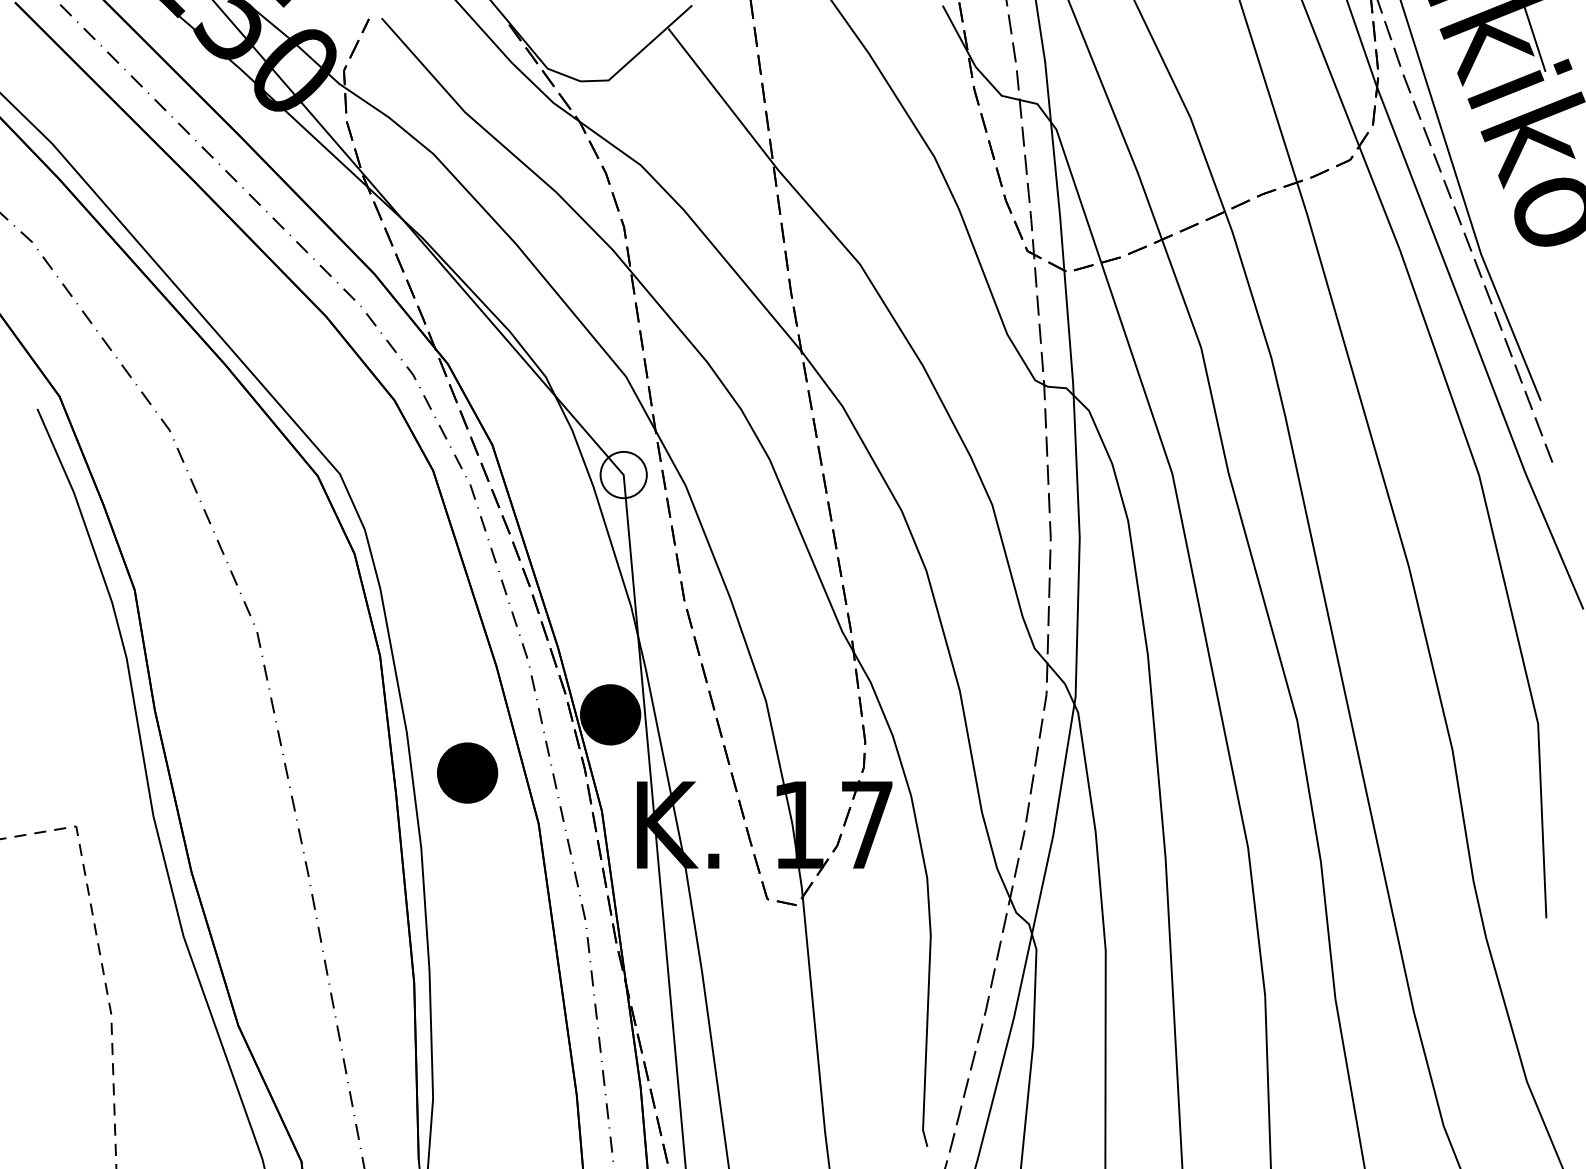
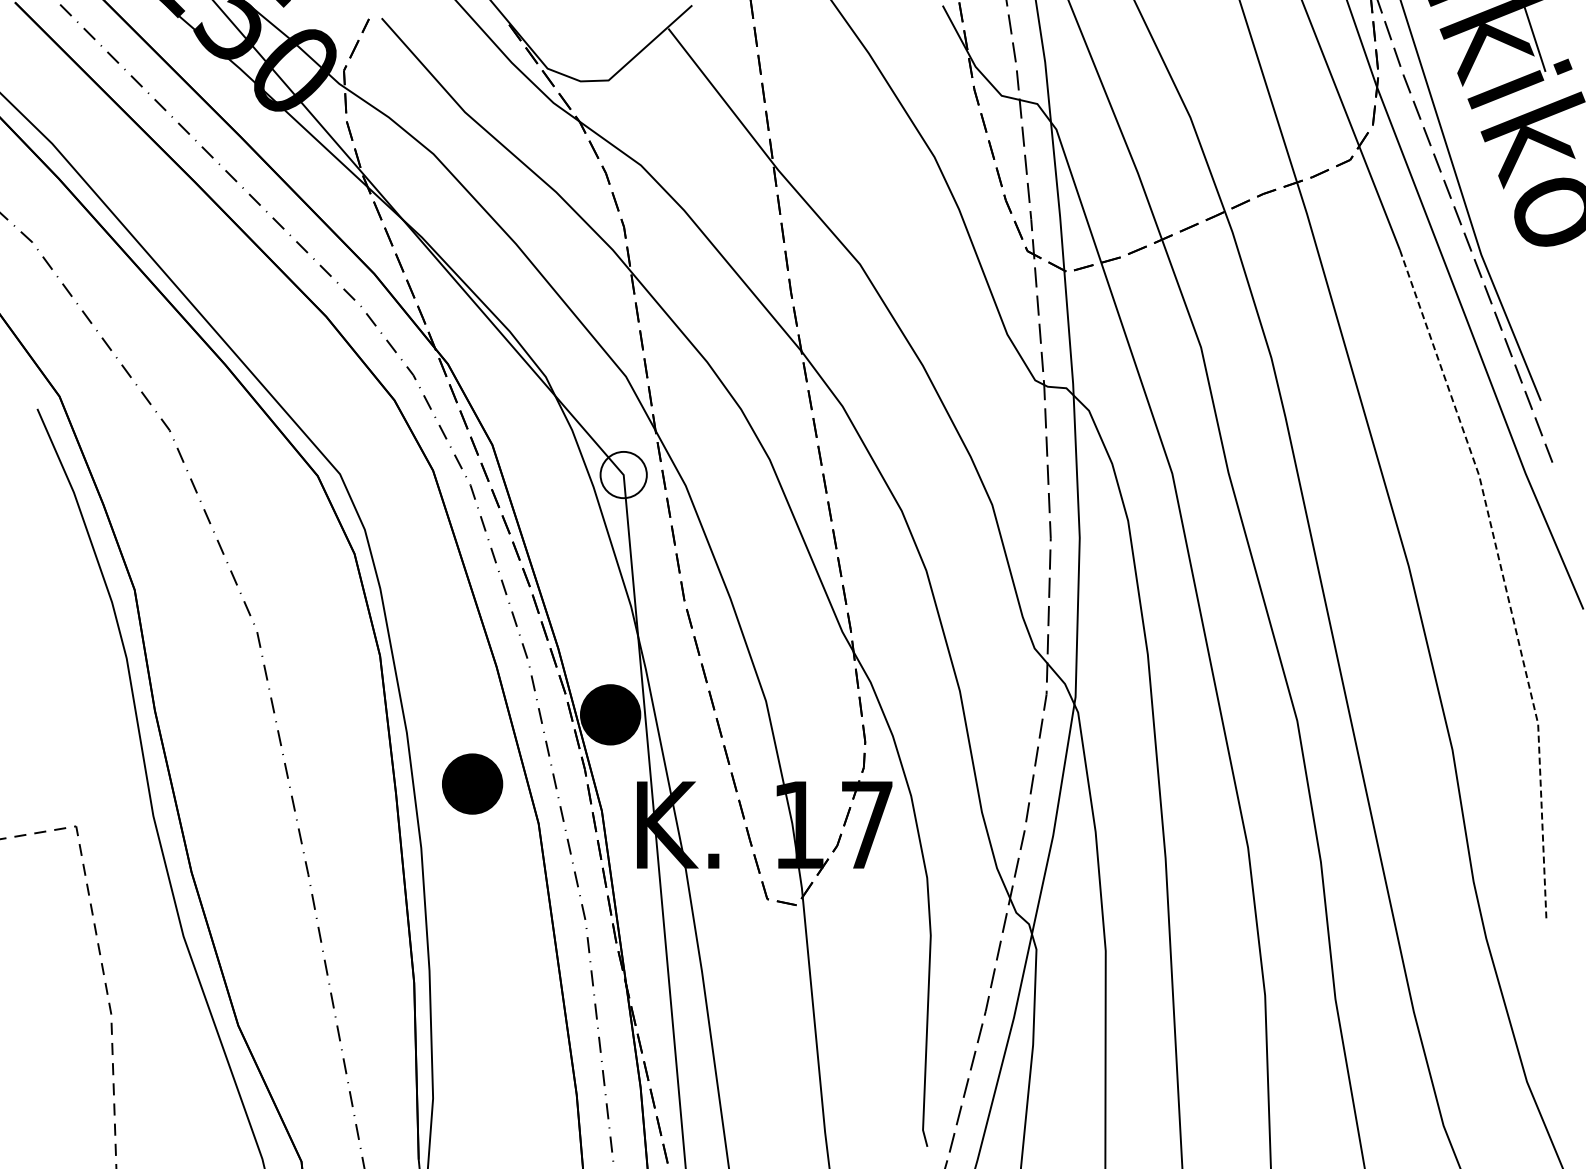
line: solid -> dashed (1503, 578)
part position: (467, 772) -> (472, 783) (472, 783)
